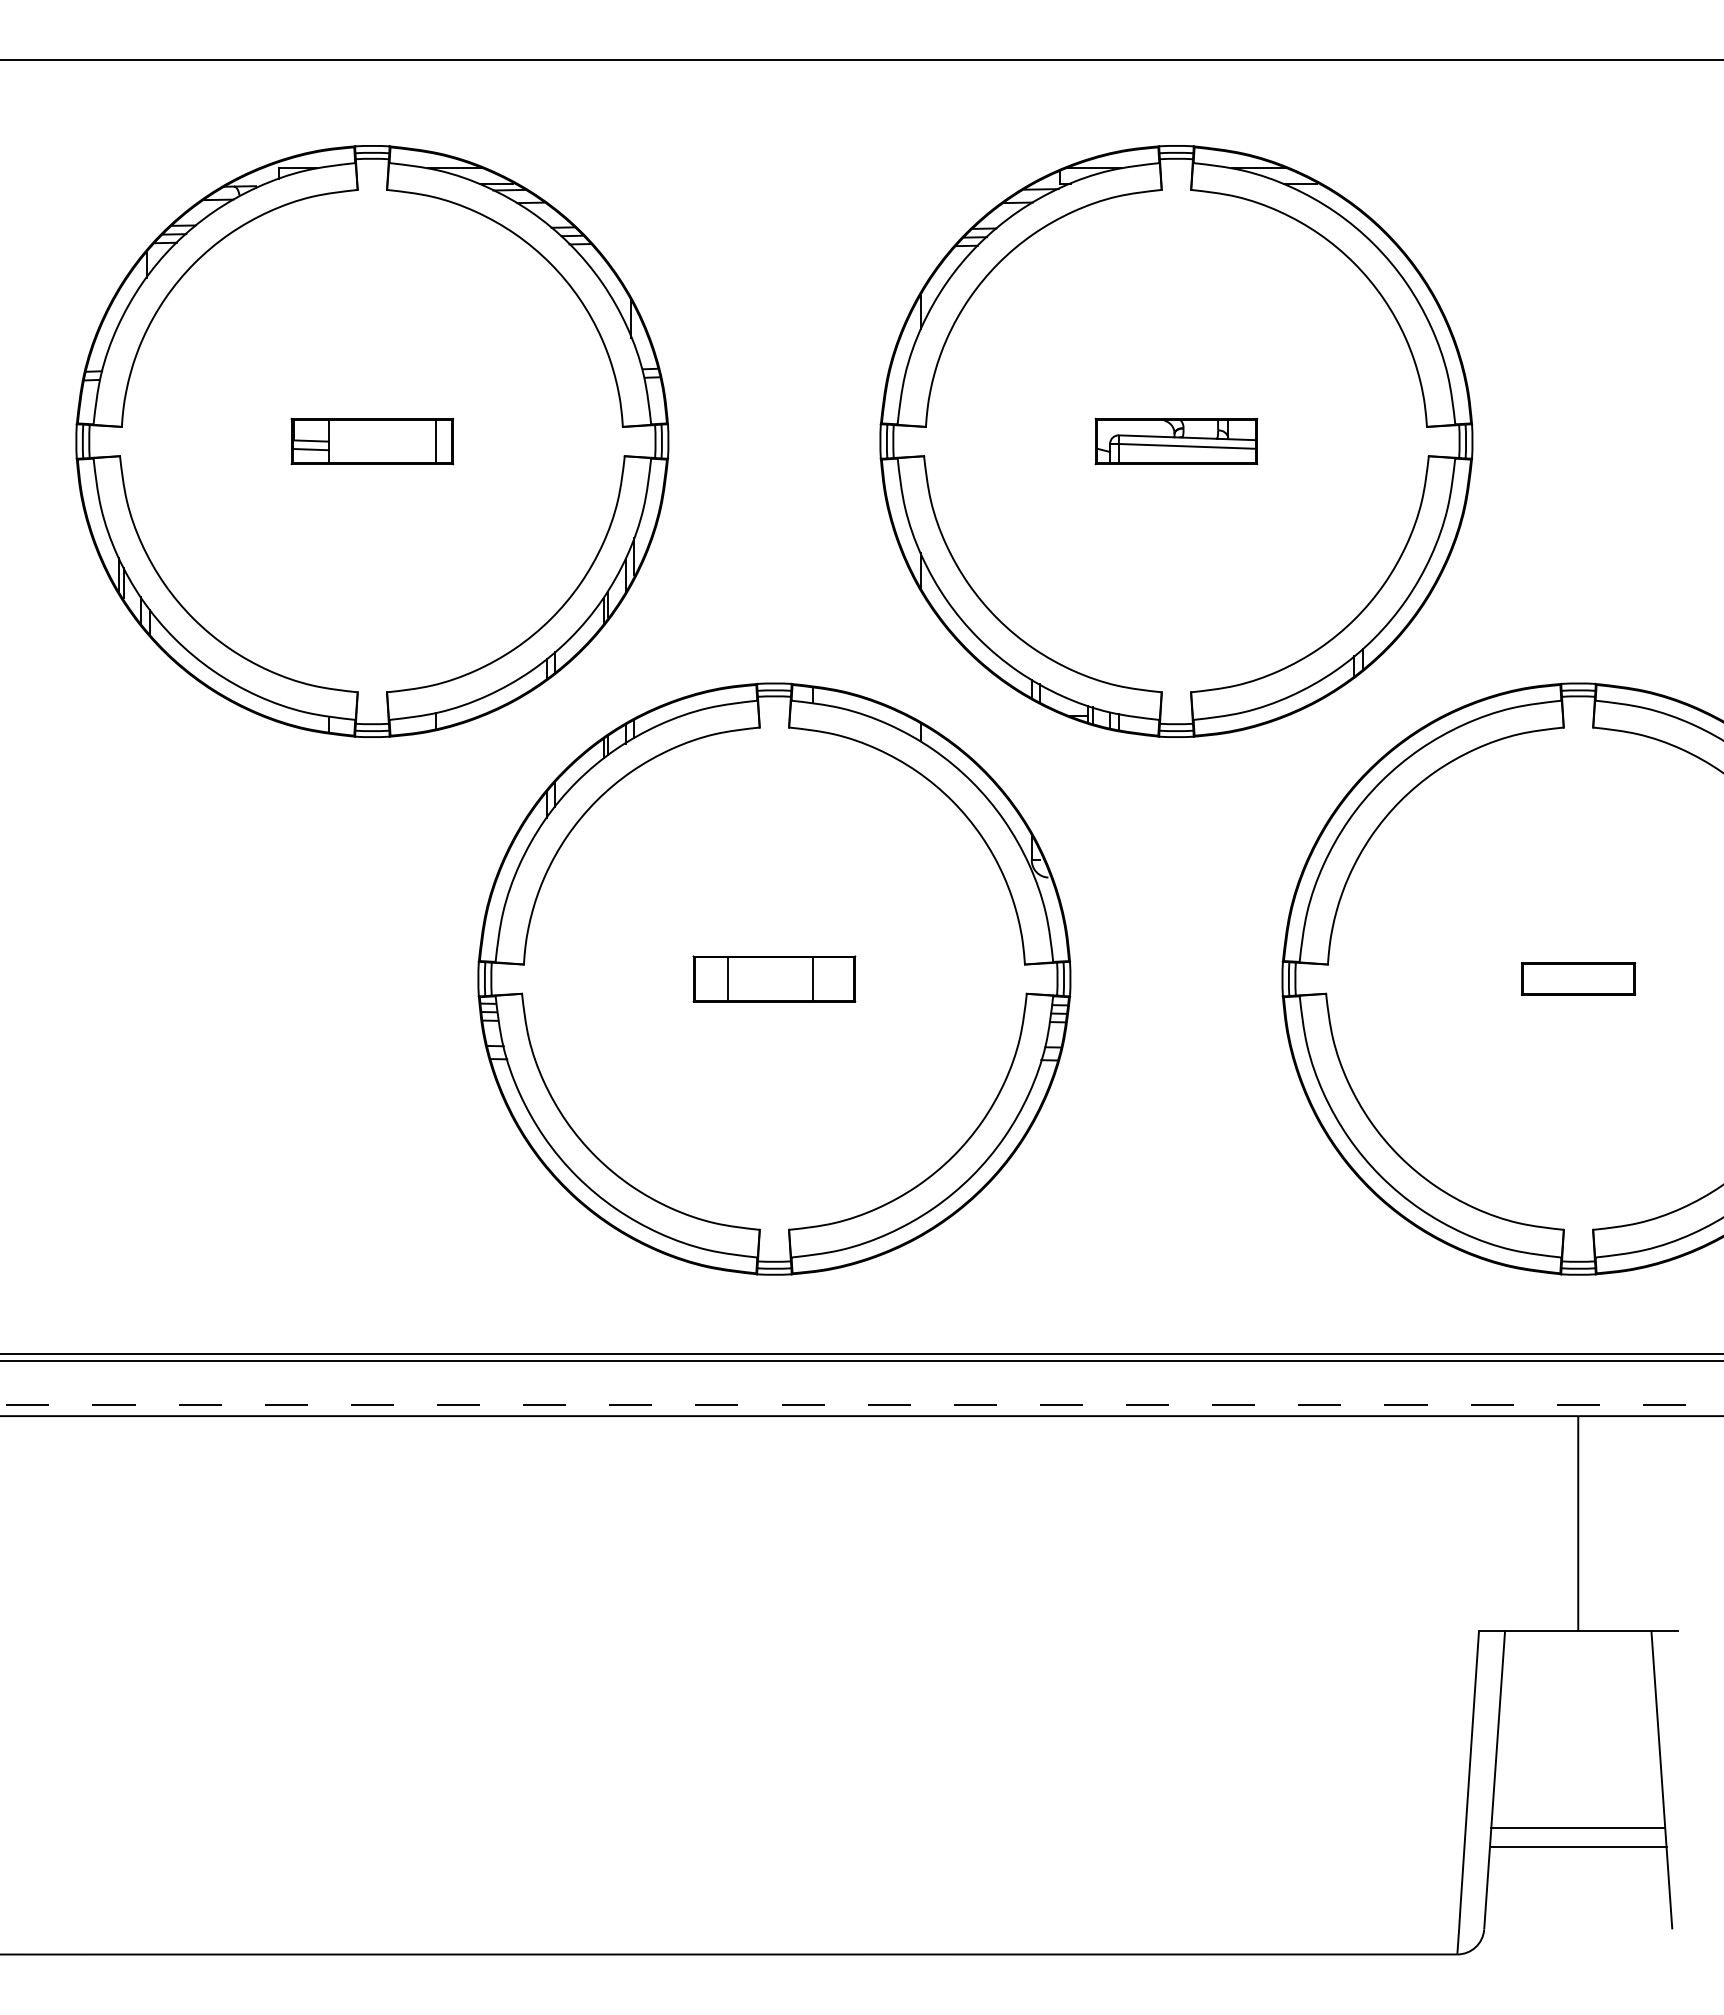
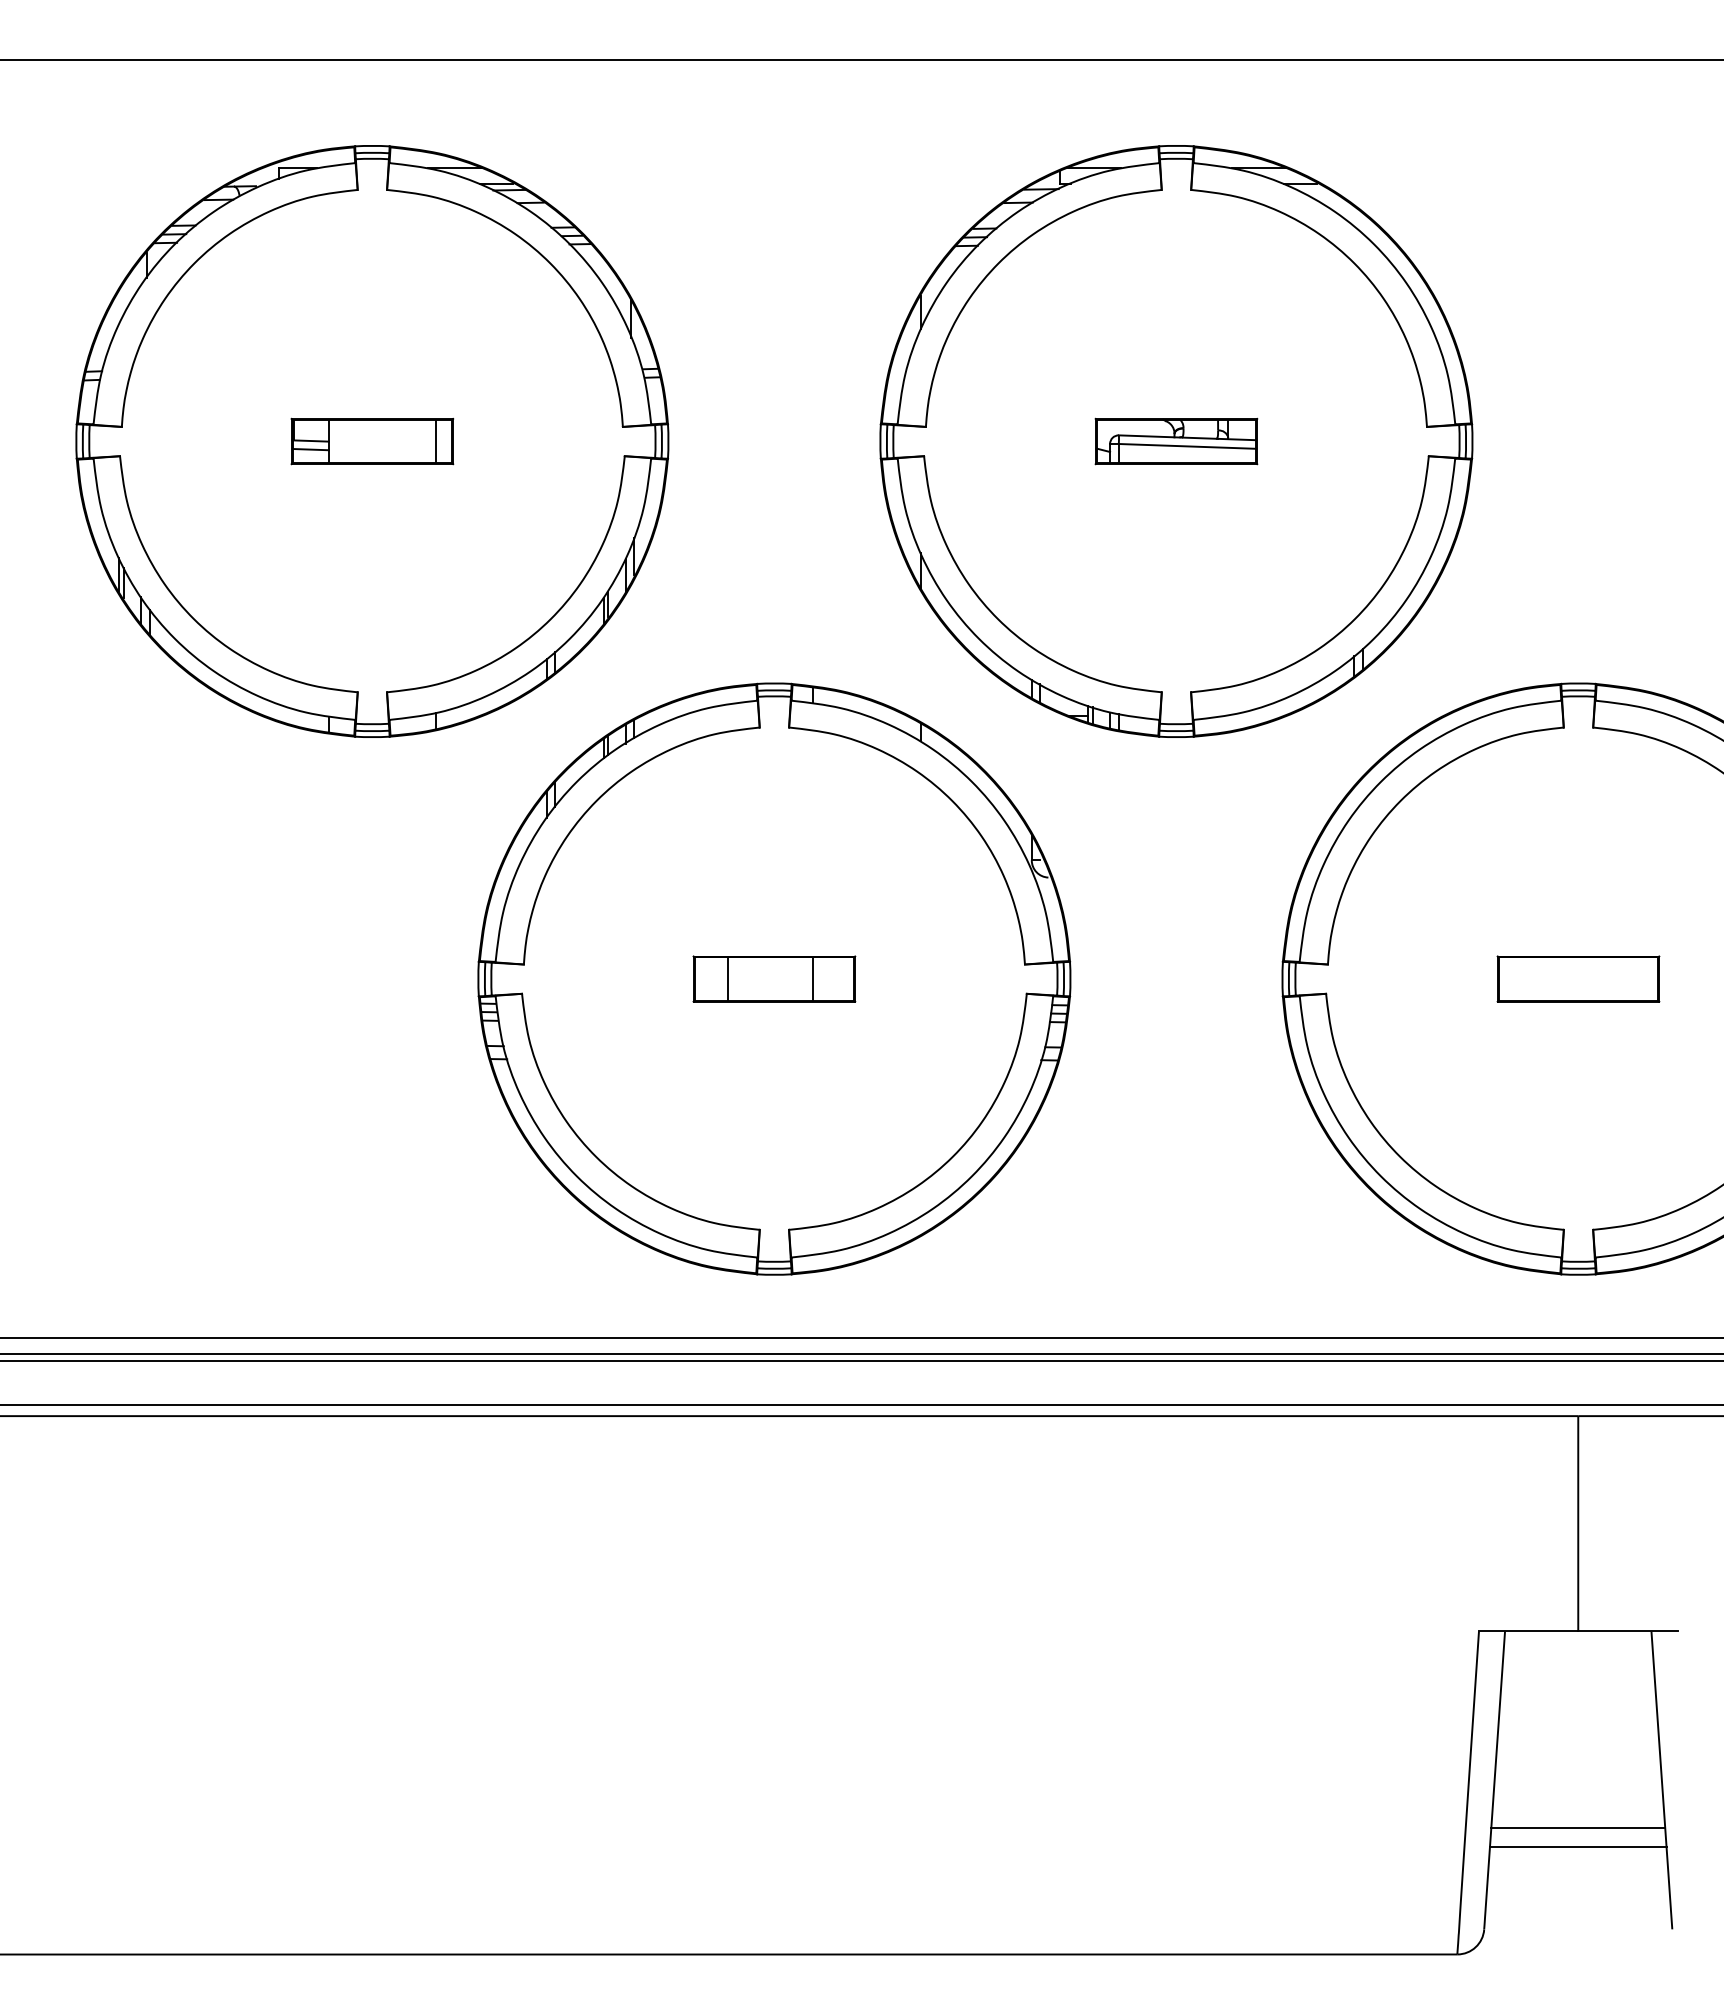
part size: 117x34 px -> 165x48 px (1578, 978)
line: none -> present (861, 1338)
line: dashed -> solid (861, 1405)
